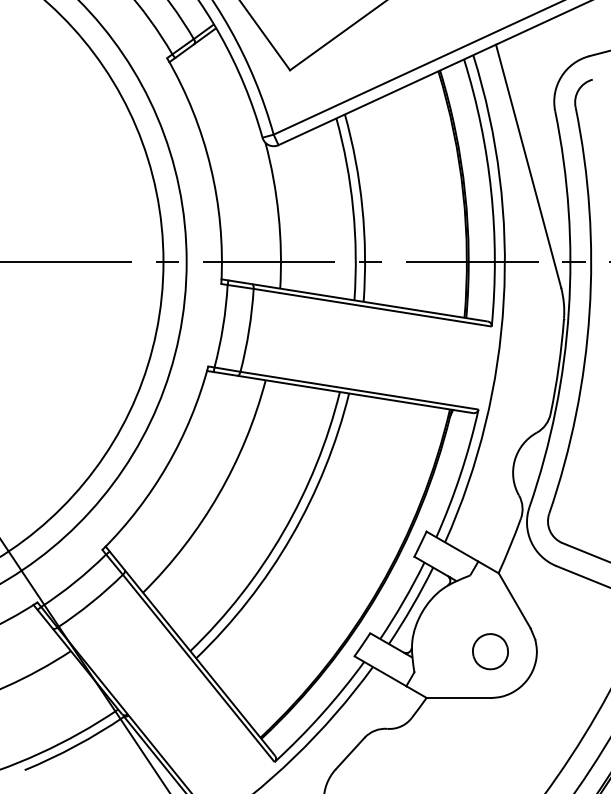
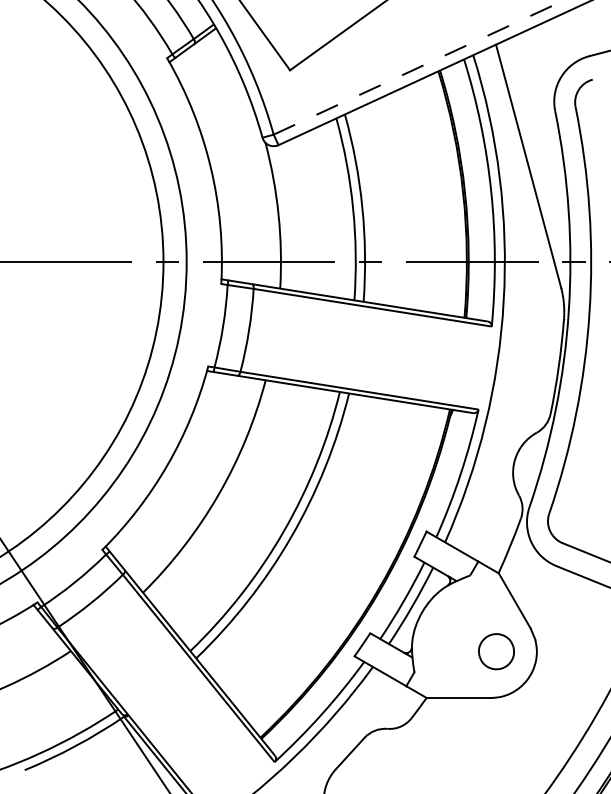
line: solid -> dashed (419, 67)
part position: (490, 651) -> (496, 651) (496, 651)
